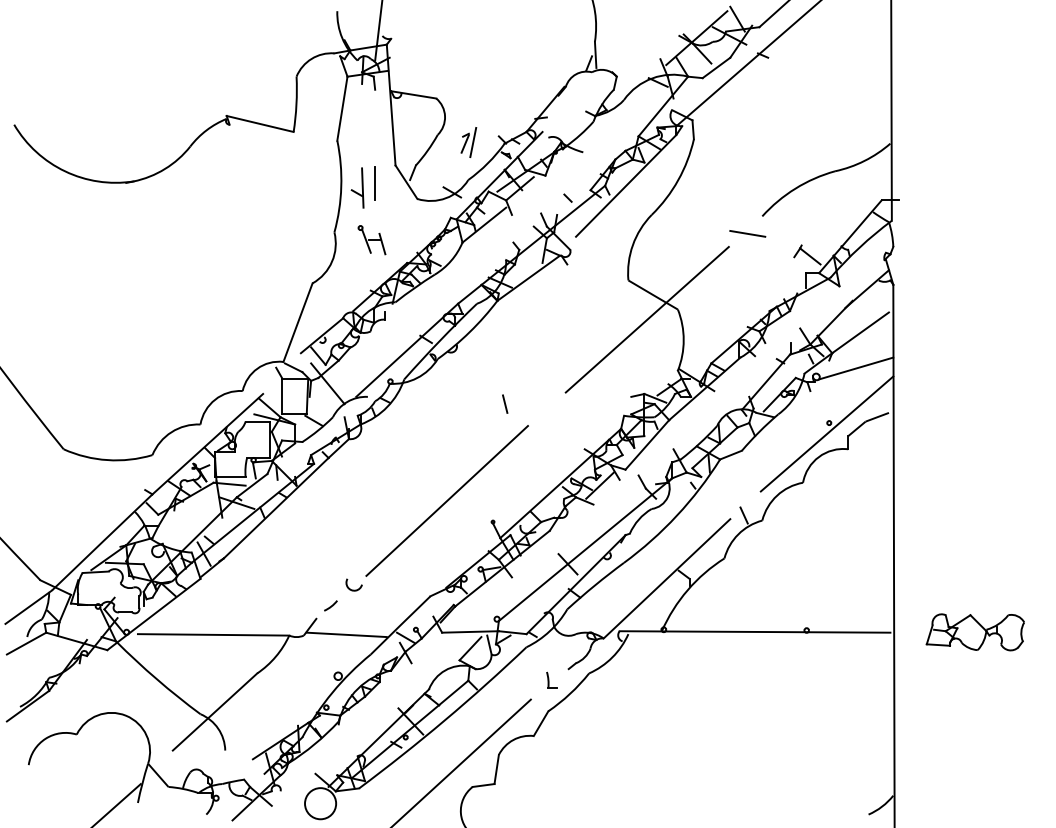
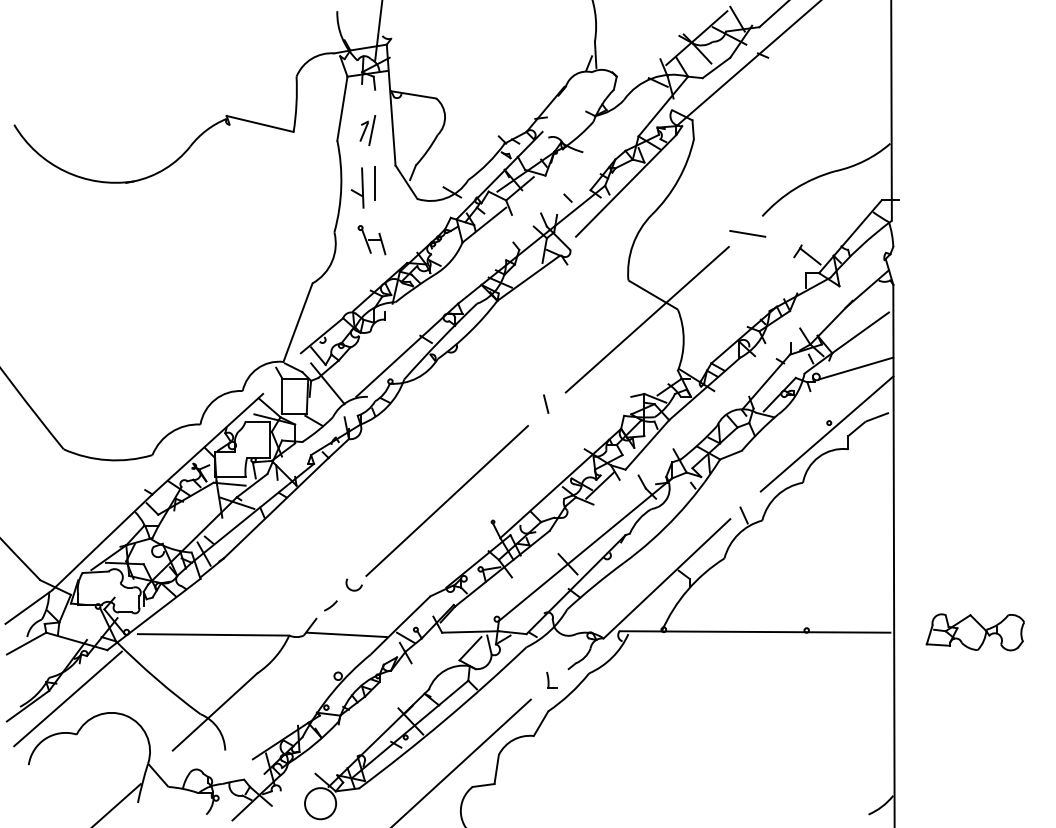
part position: (468, 142) -> (367, 130) (367, 130)
line position: (505, 403) -> (546, 403) (546, 403)
line: none -> present (67, 698)
